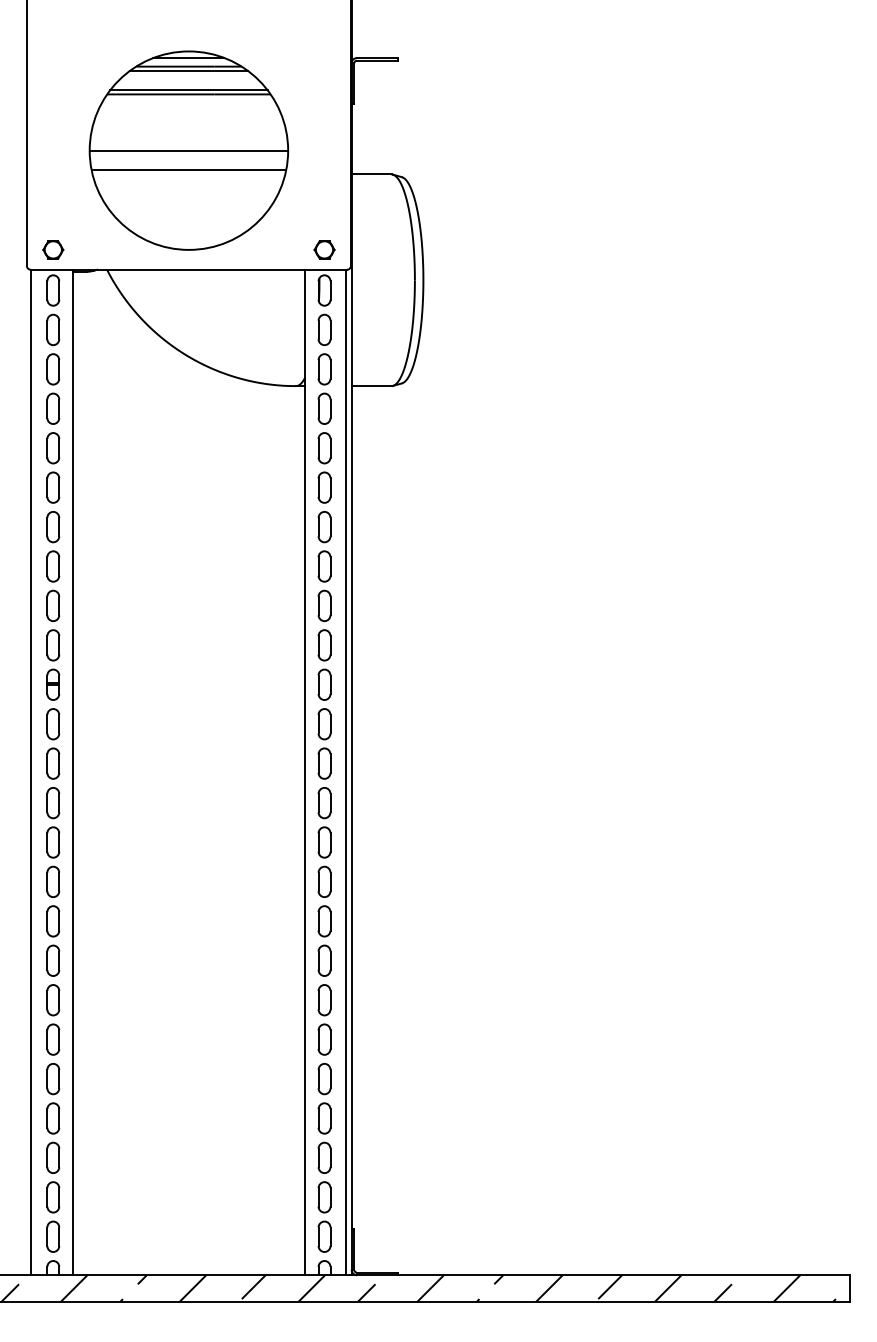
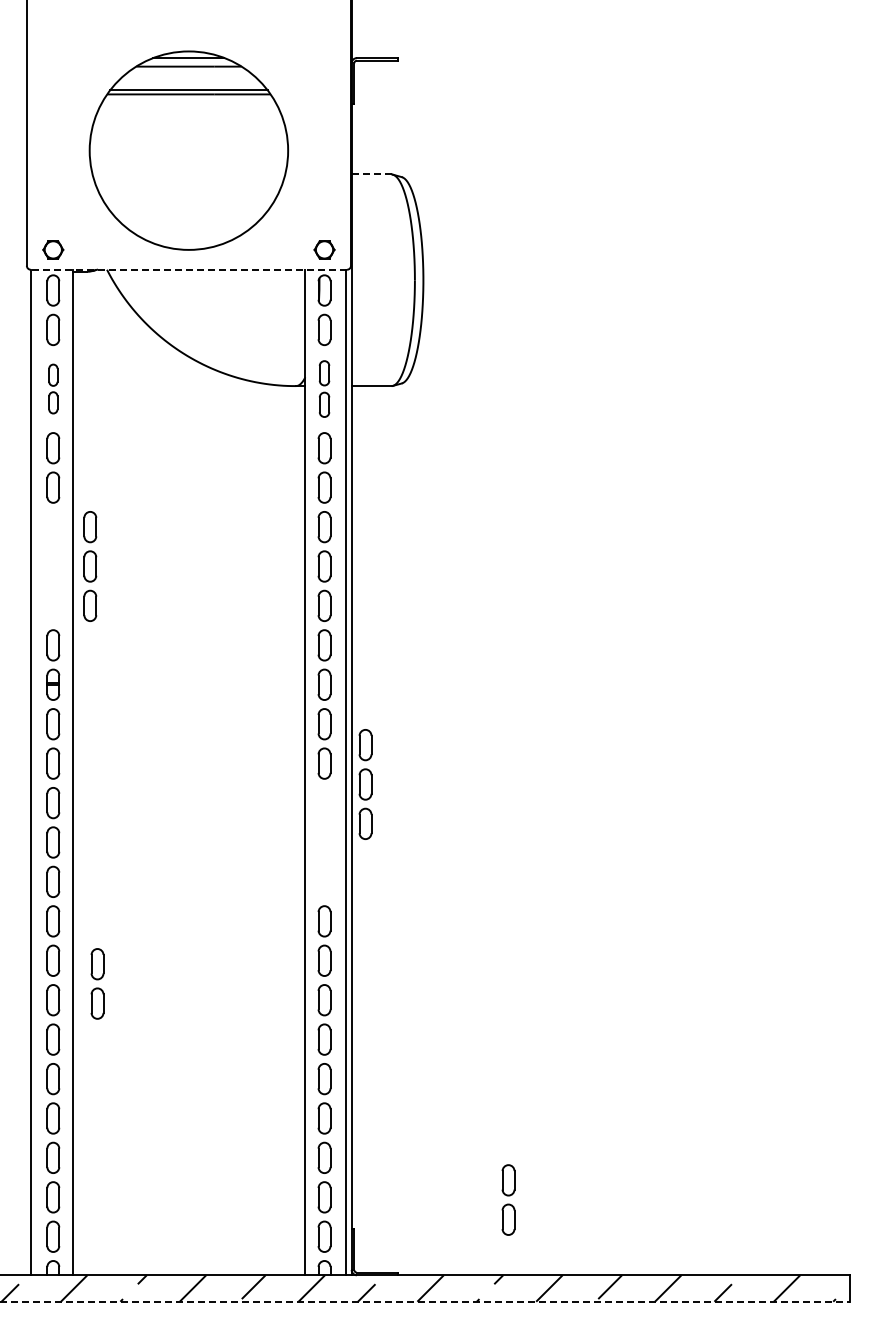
line: present -> none (188, 70)
line: present -> none (188, 150)
line: present -> none (188, 170)
line: solid -> dashed (371, 174)
line: solid -> dashed (188, 269)
part size: 15x72 px -> 11x52 px (53, 388)
part size: 15x72 px -> 13x58 px (324, 388)
part position: (53, 566) -> (90, 566) (90, 566)
part position: (324, 842) -> (365, 784) (365, 784)
part: none -> present (97, 983)
part: none -> present (508, 1199)
line: solid -> dashed (425, 1301)
